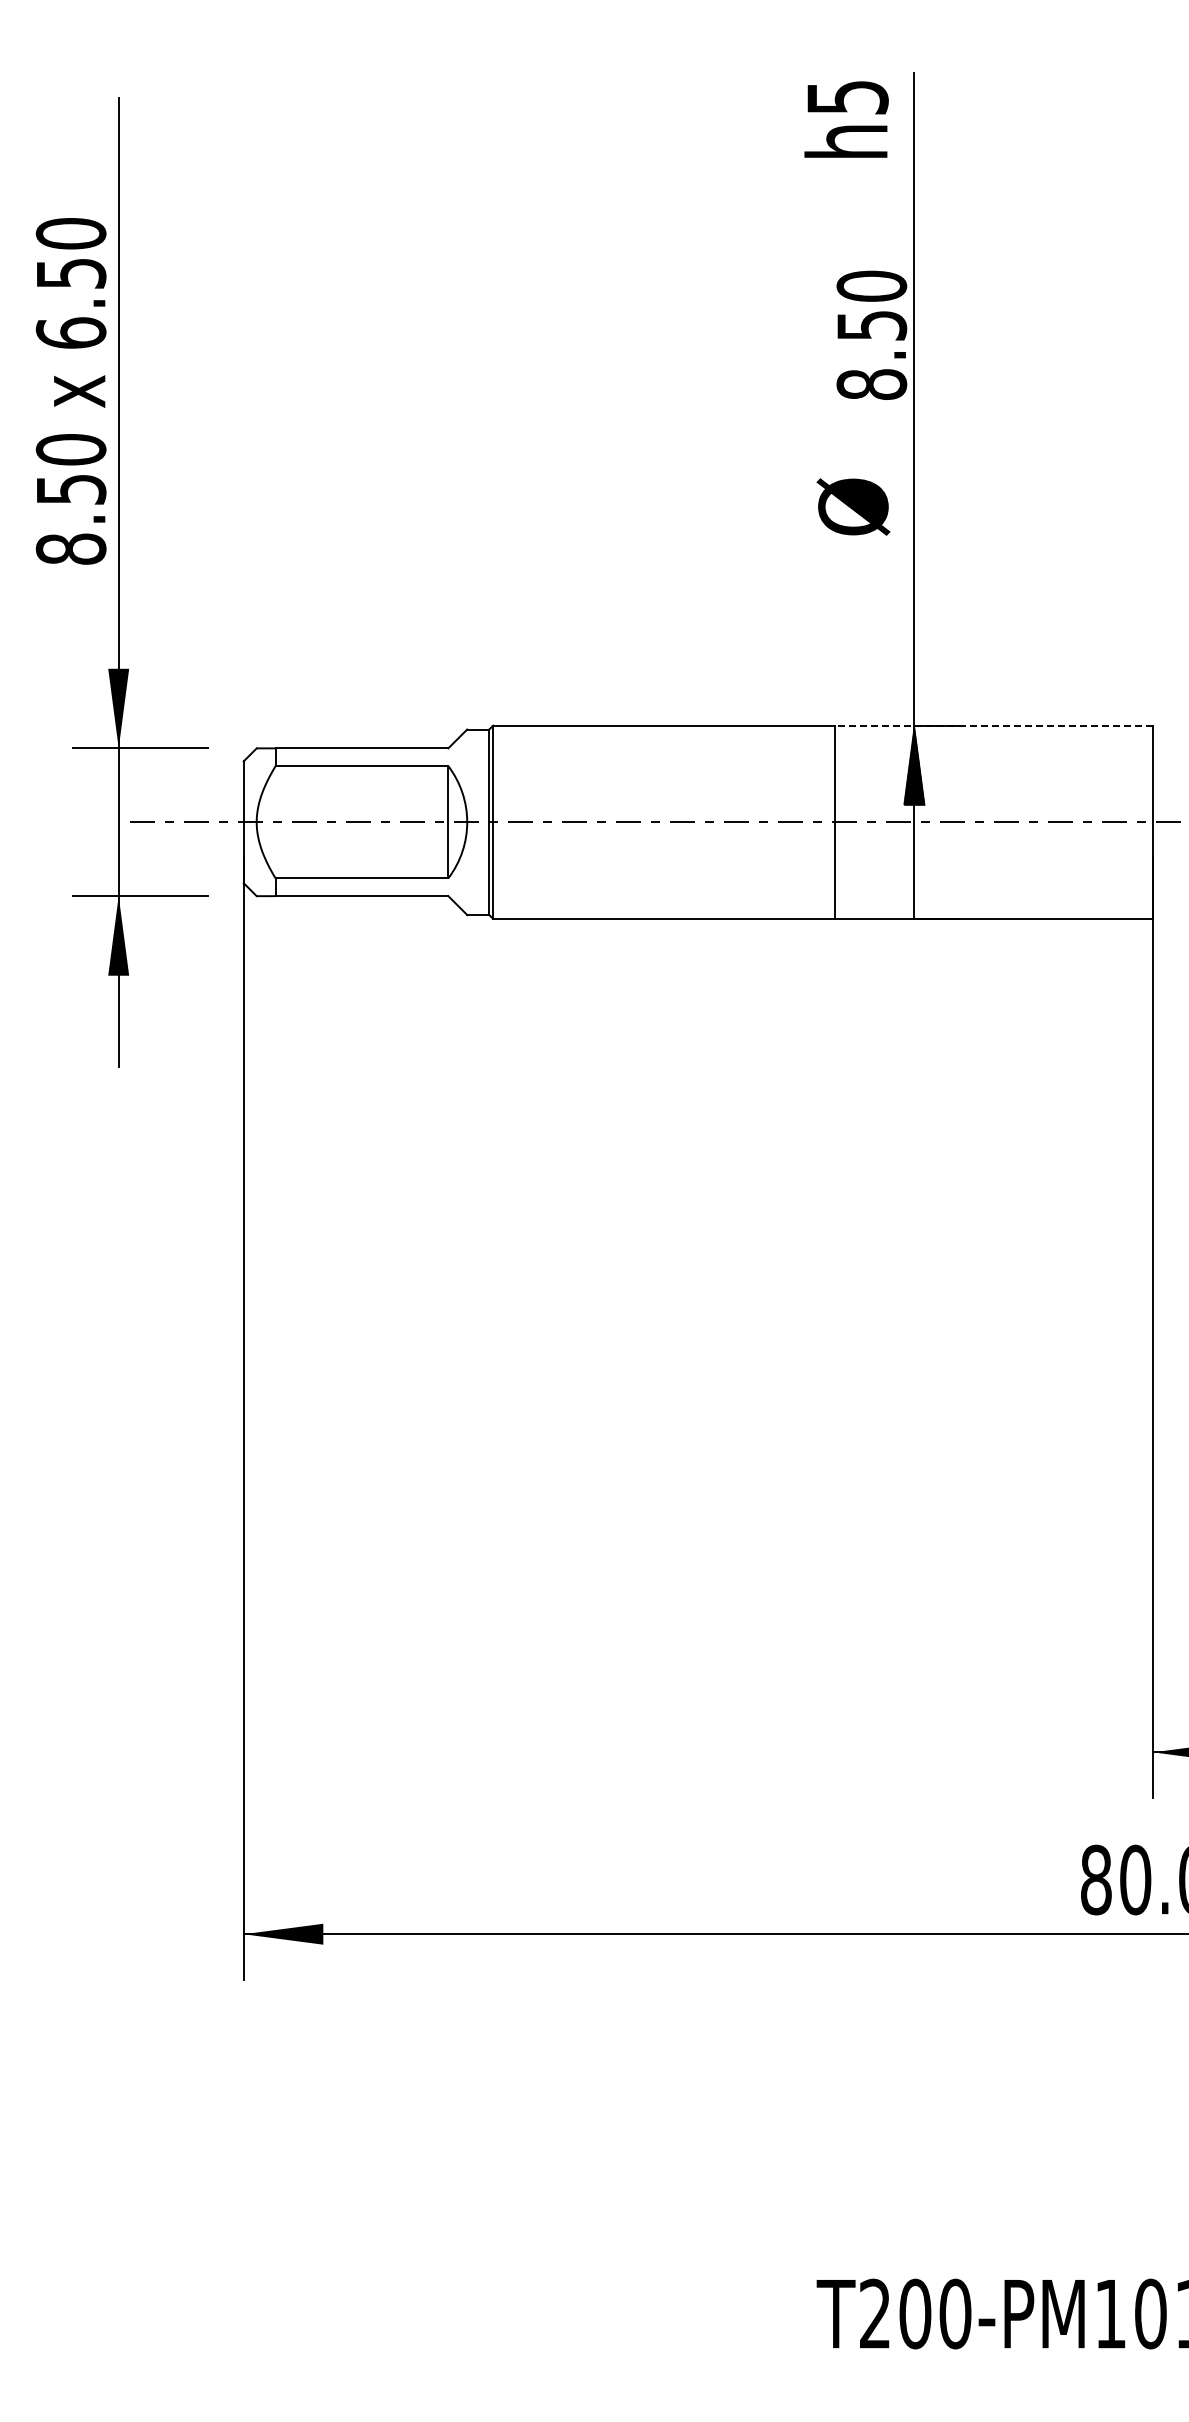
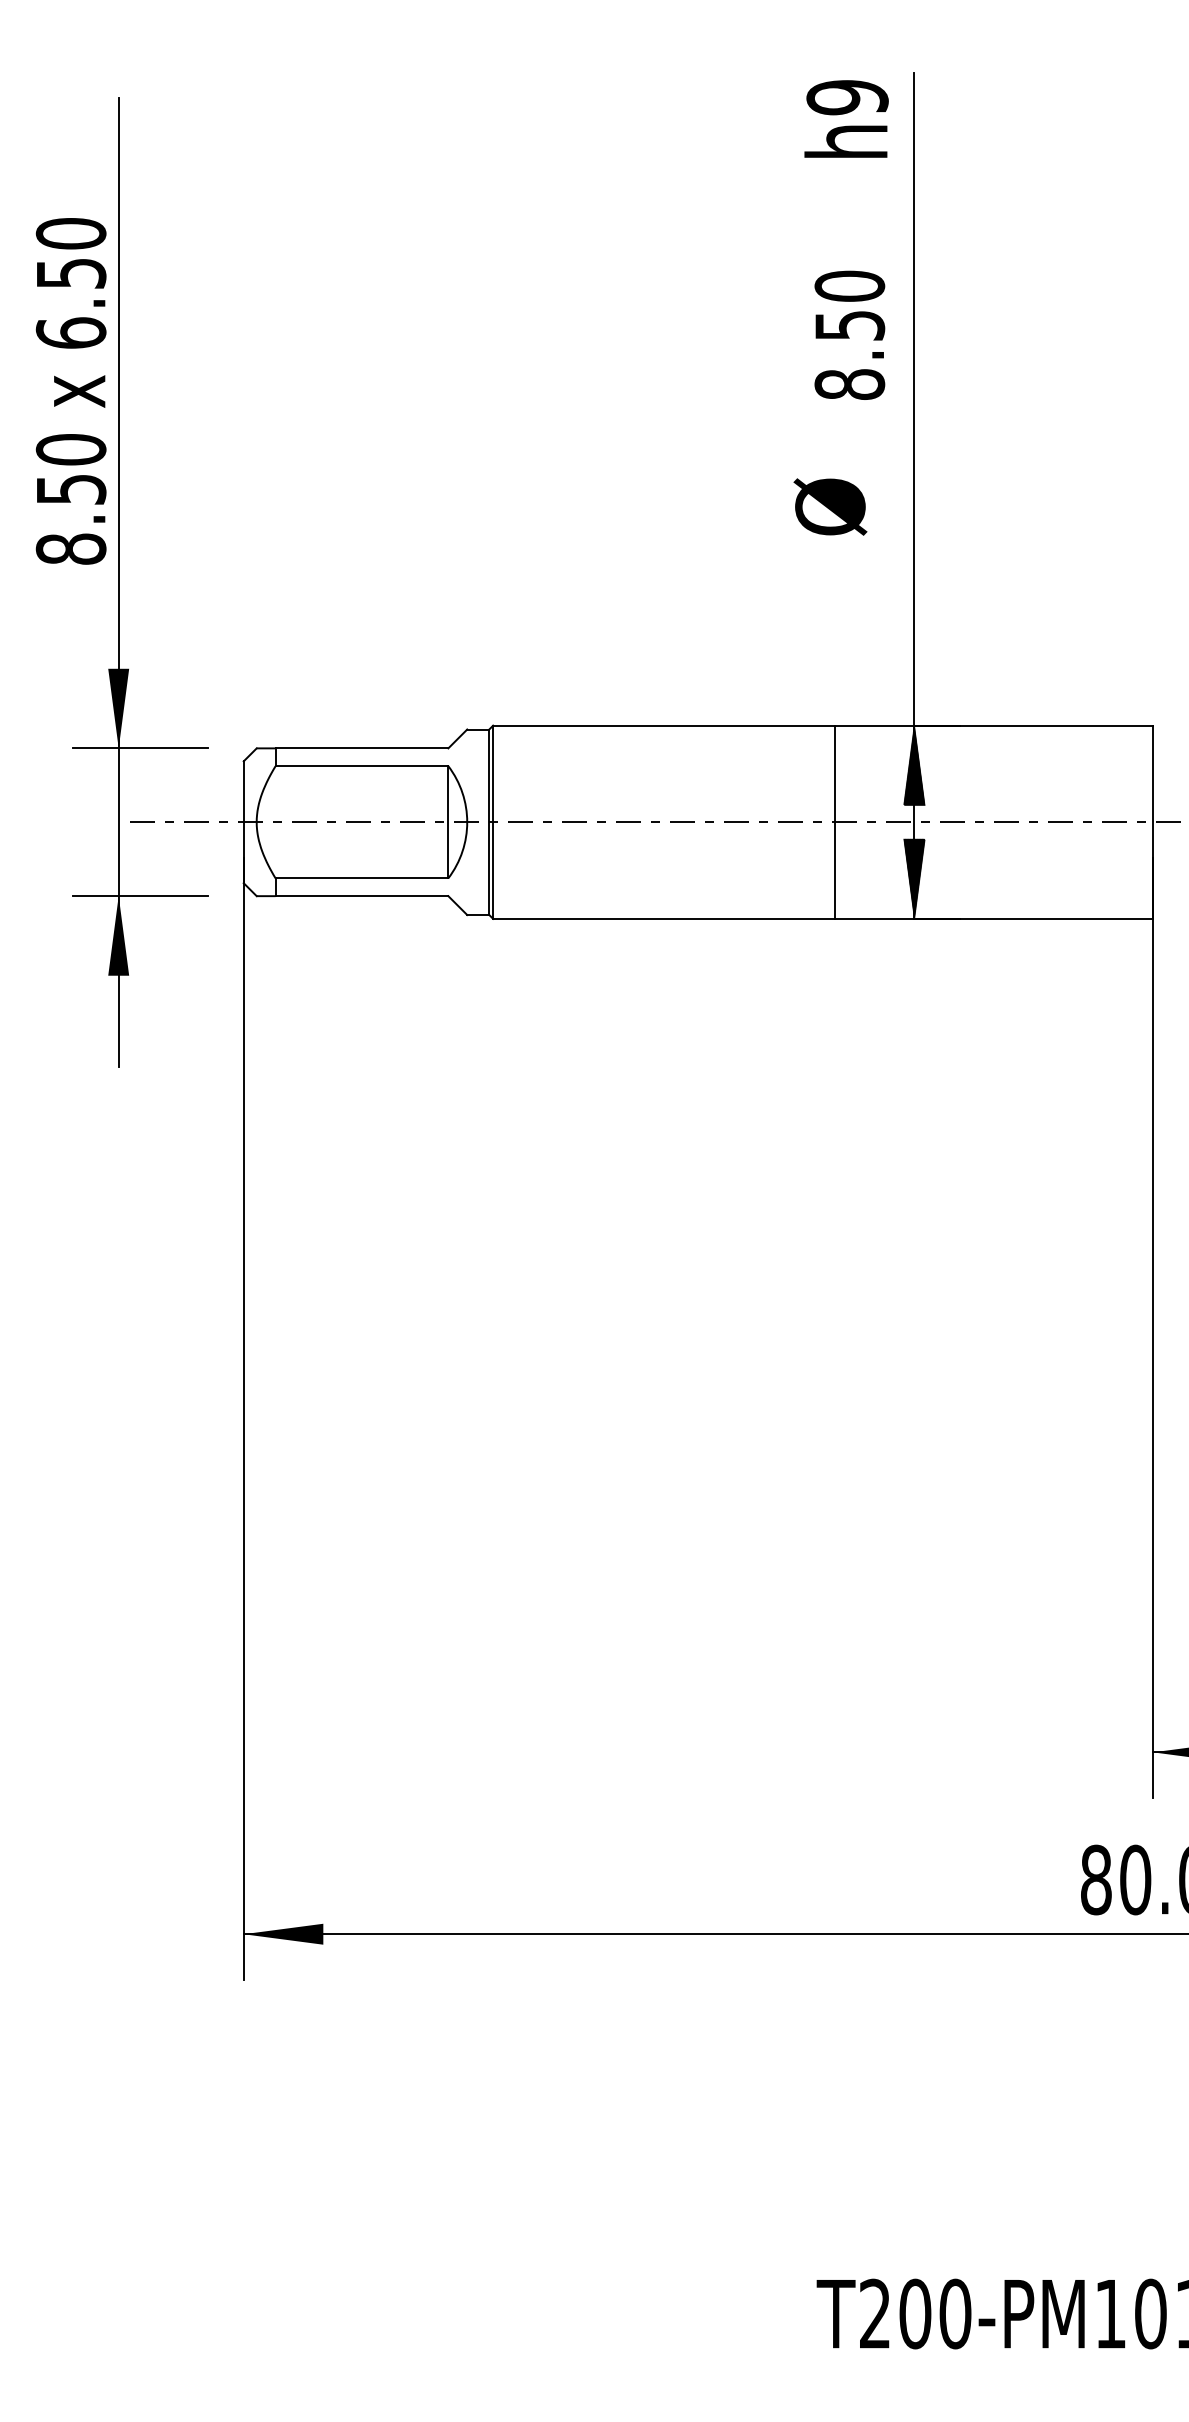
text: h5 -> h9 (847, 97)
text position: (871, 334) -> (849, 334) (849, 334)
text position: (853, 506) -> (830, 506) (830, 506)
line: dashed -> solid (993, 725)
hatch: none -> present (914, 878)
